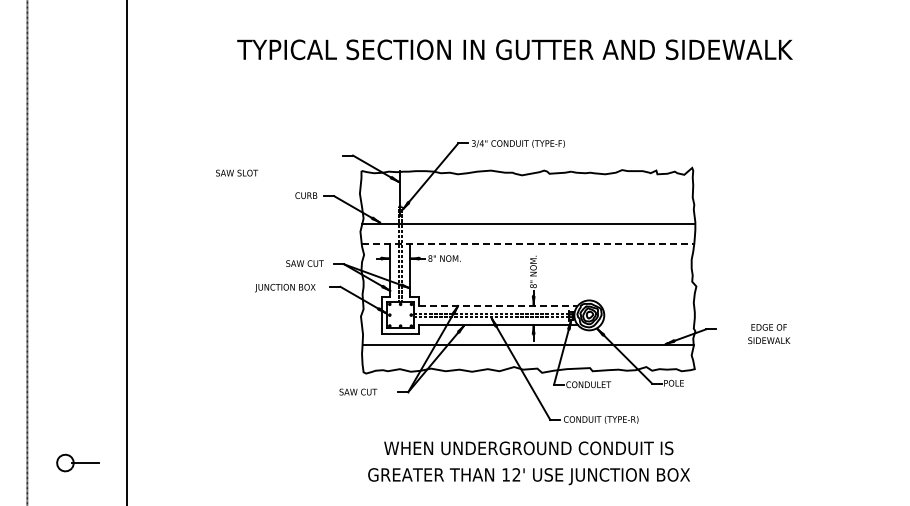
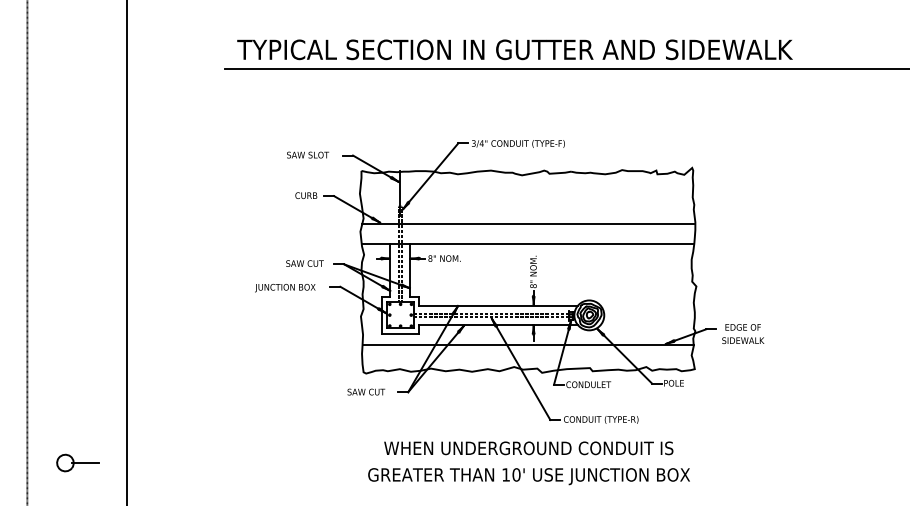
line: none -> present (565, 68)
text position: (237, 172) -> (308, 154) (308, 154)
line: dashed -> solid (528, 244)
line: dashed -> solid (498, 305)
text position: (769, 333) -> (743, 333) (743, 333)
text position: (358, 391) -> (366, 391) (366, 391)
text: 12' -> 10' (516, 474)
